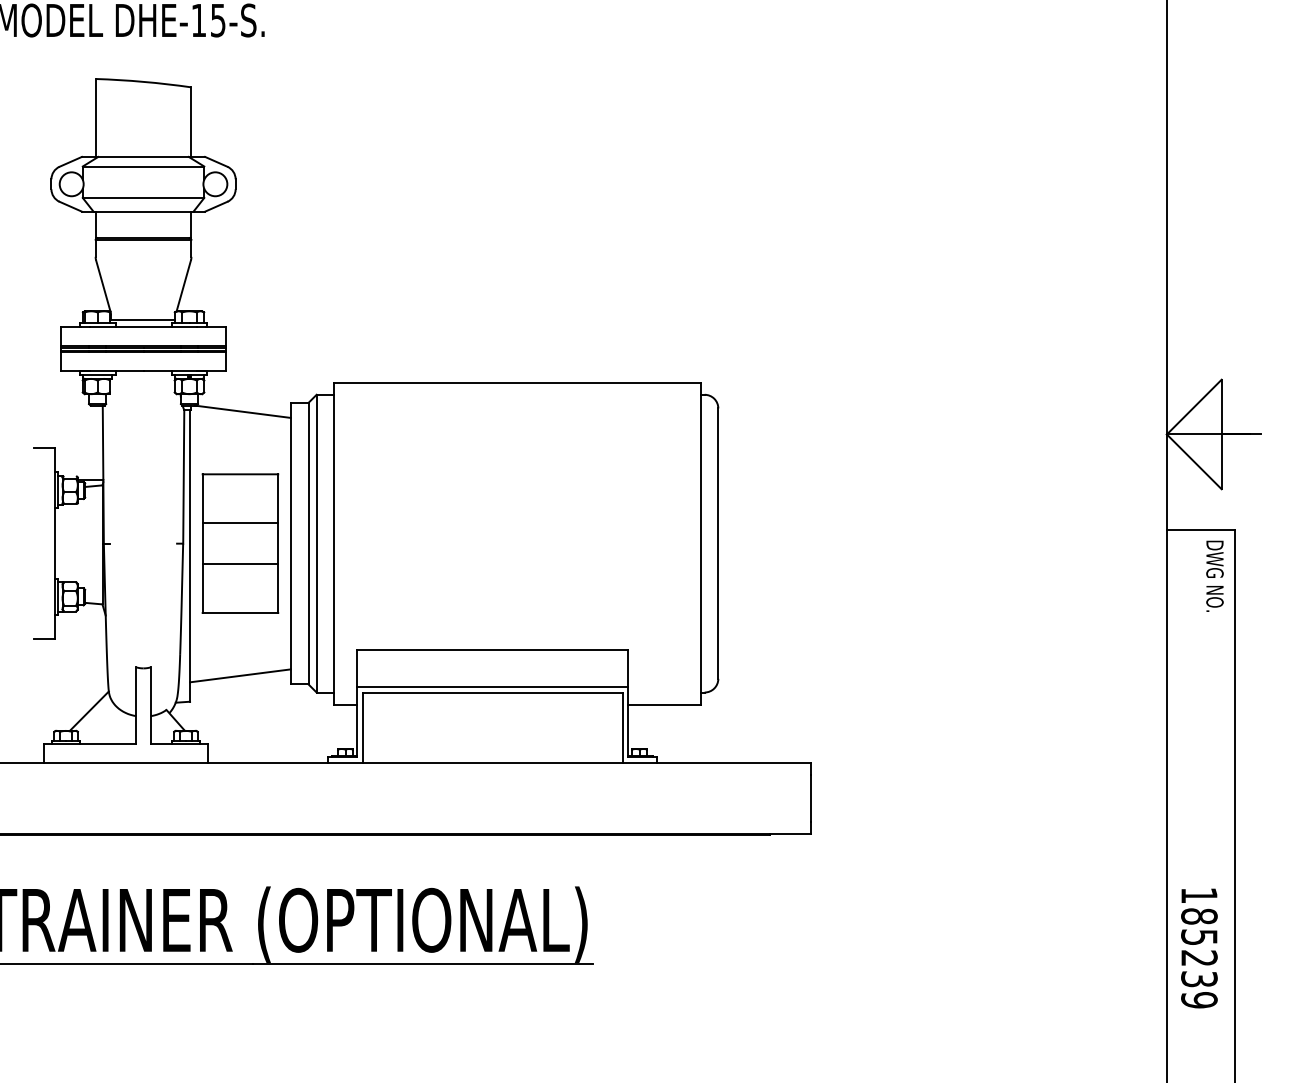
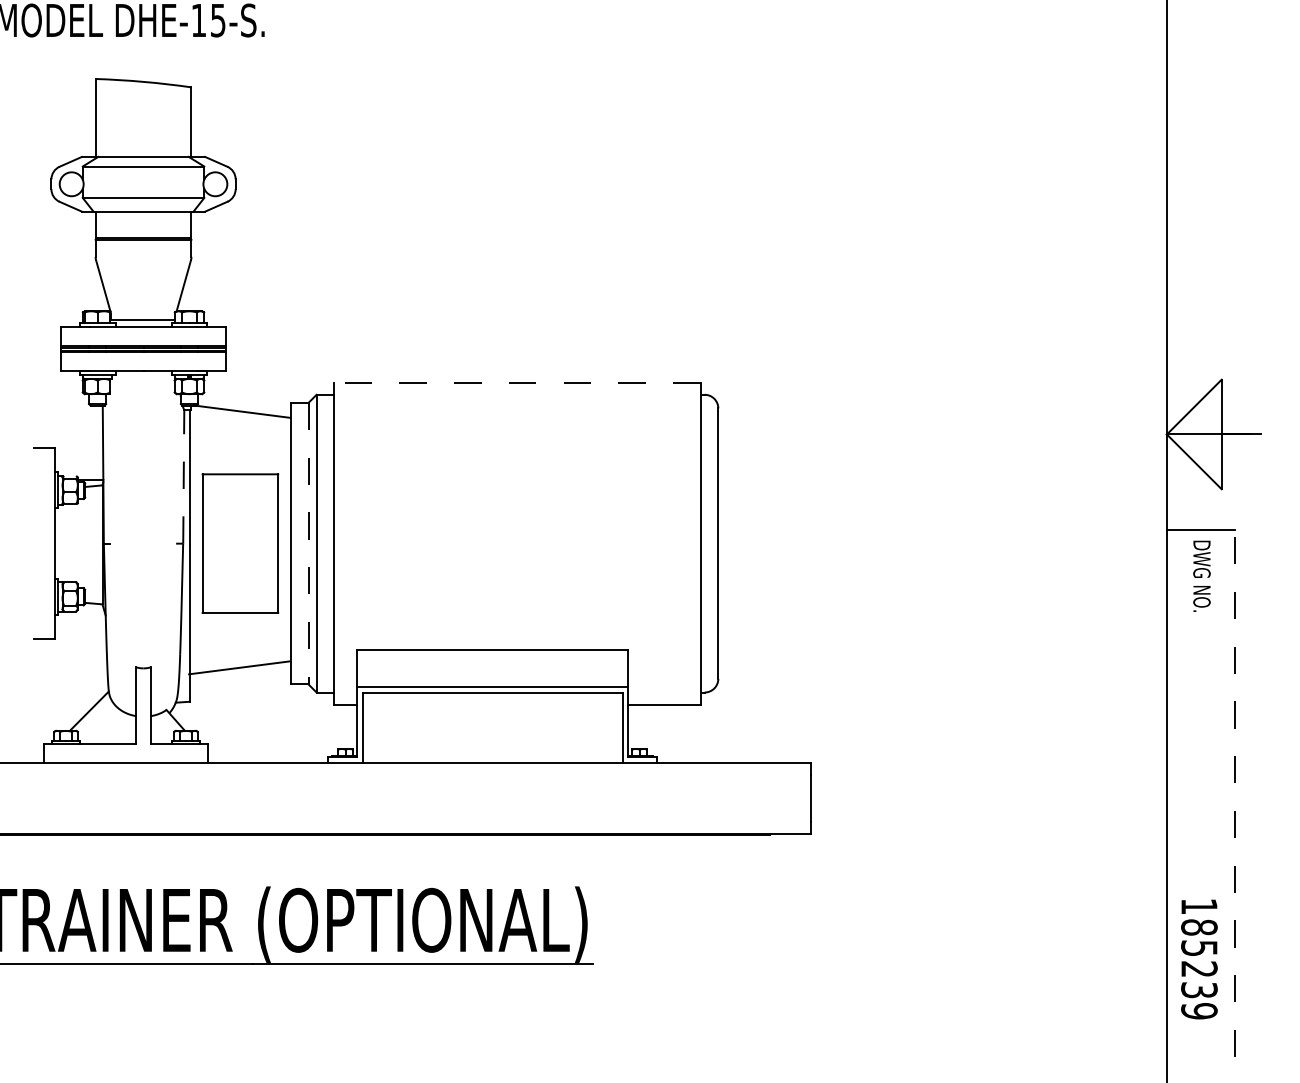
line: solid -> dashed (516, 382)
line: solid -> dashed (183, 476)
line: present -> none (240, 523)
line: solid -> dashed (308, 543)
line: present -> none (240, 564)
text position: (1214, 575) -> (1201, 575) (1201, 575)
line position: (240, 675) -> (239, 667) (239, 667)
line: solid -> dashed (1235, 806)
text position: (1199, 948) -> (1199, 959) (1199, 959)
